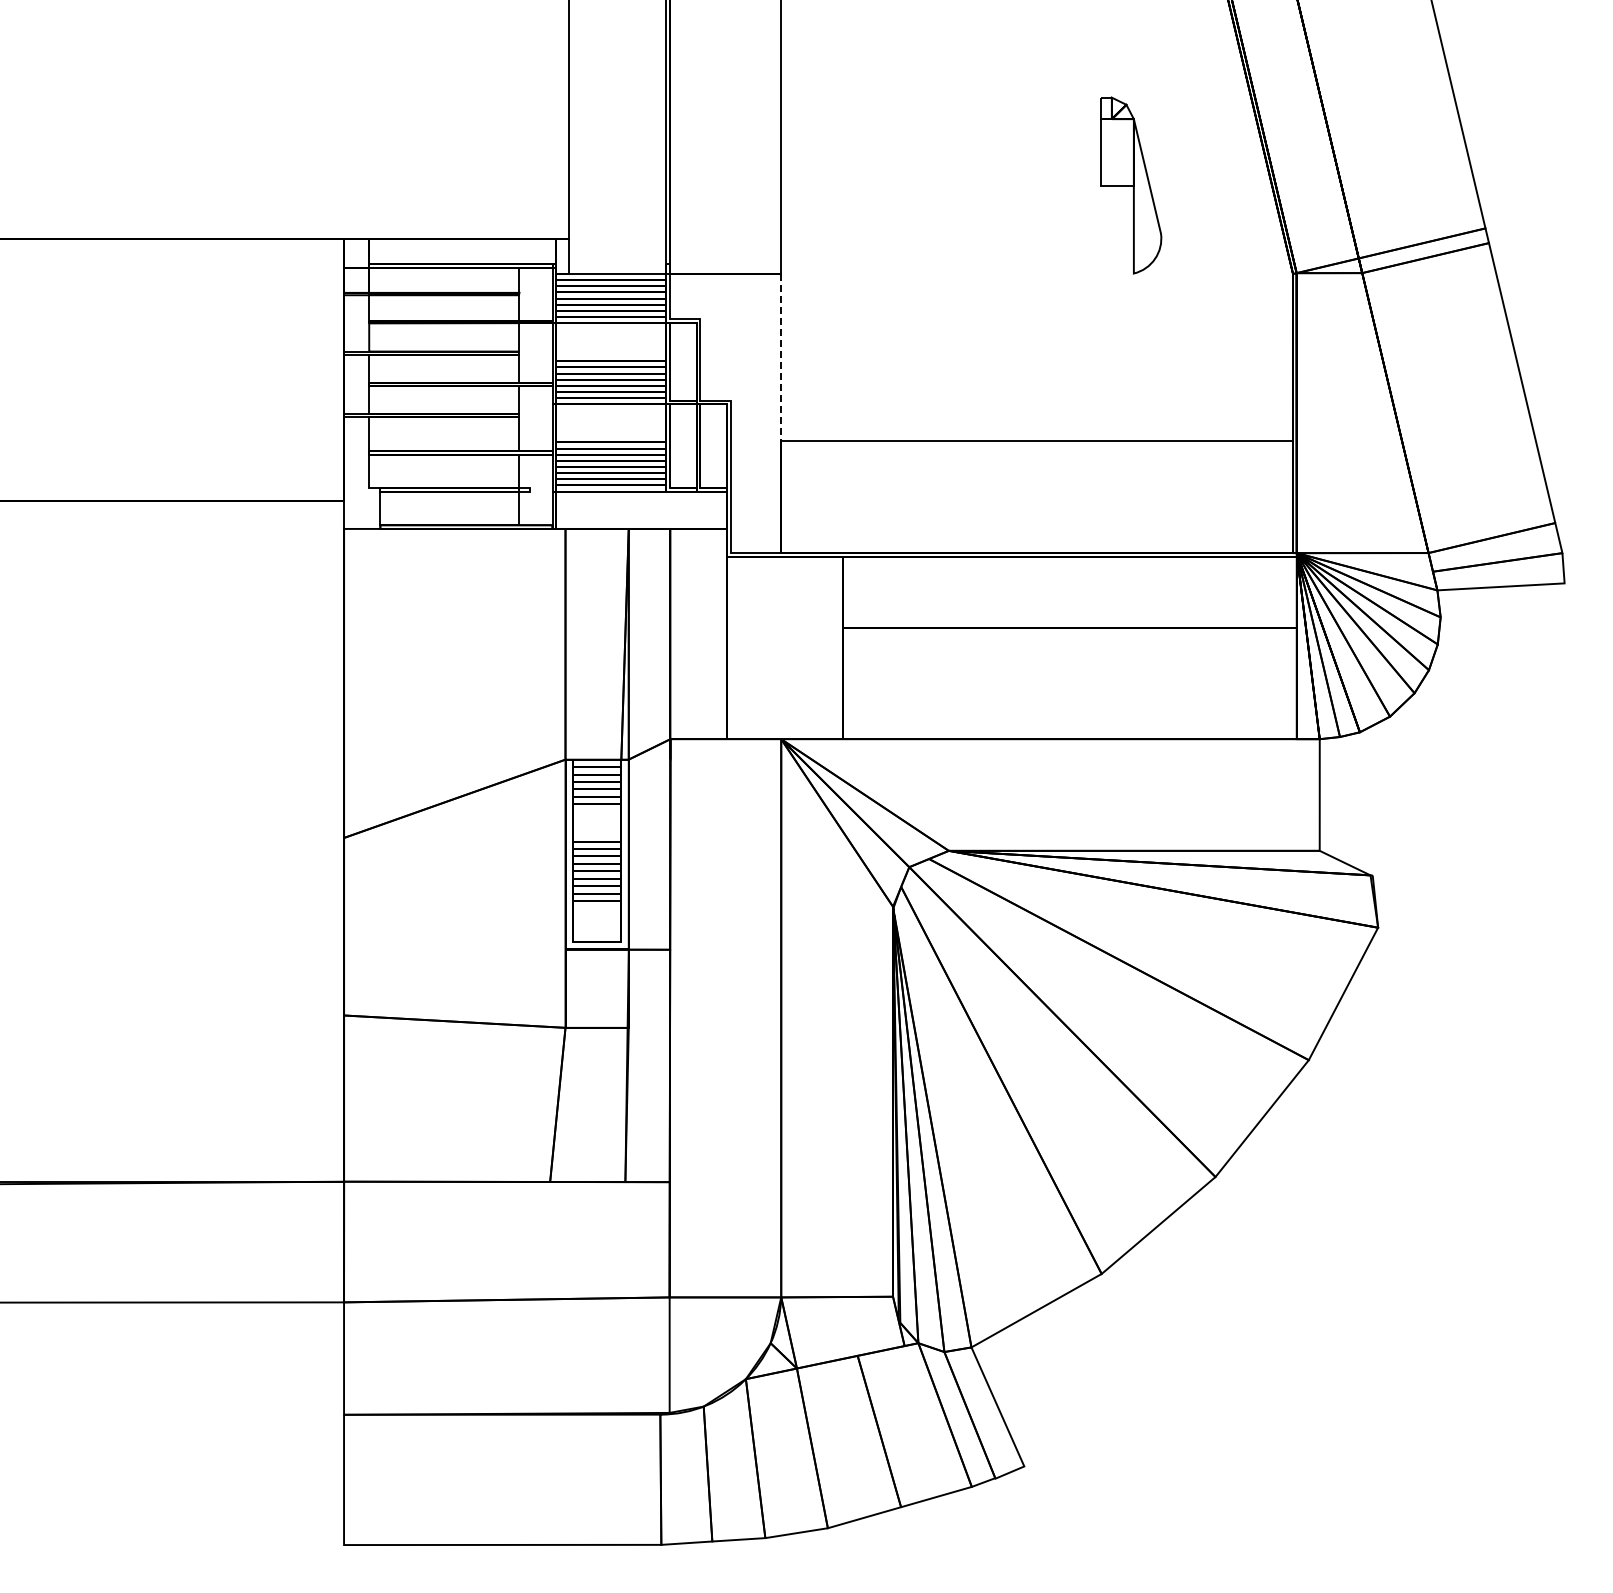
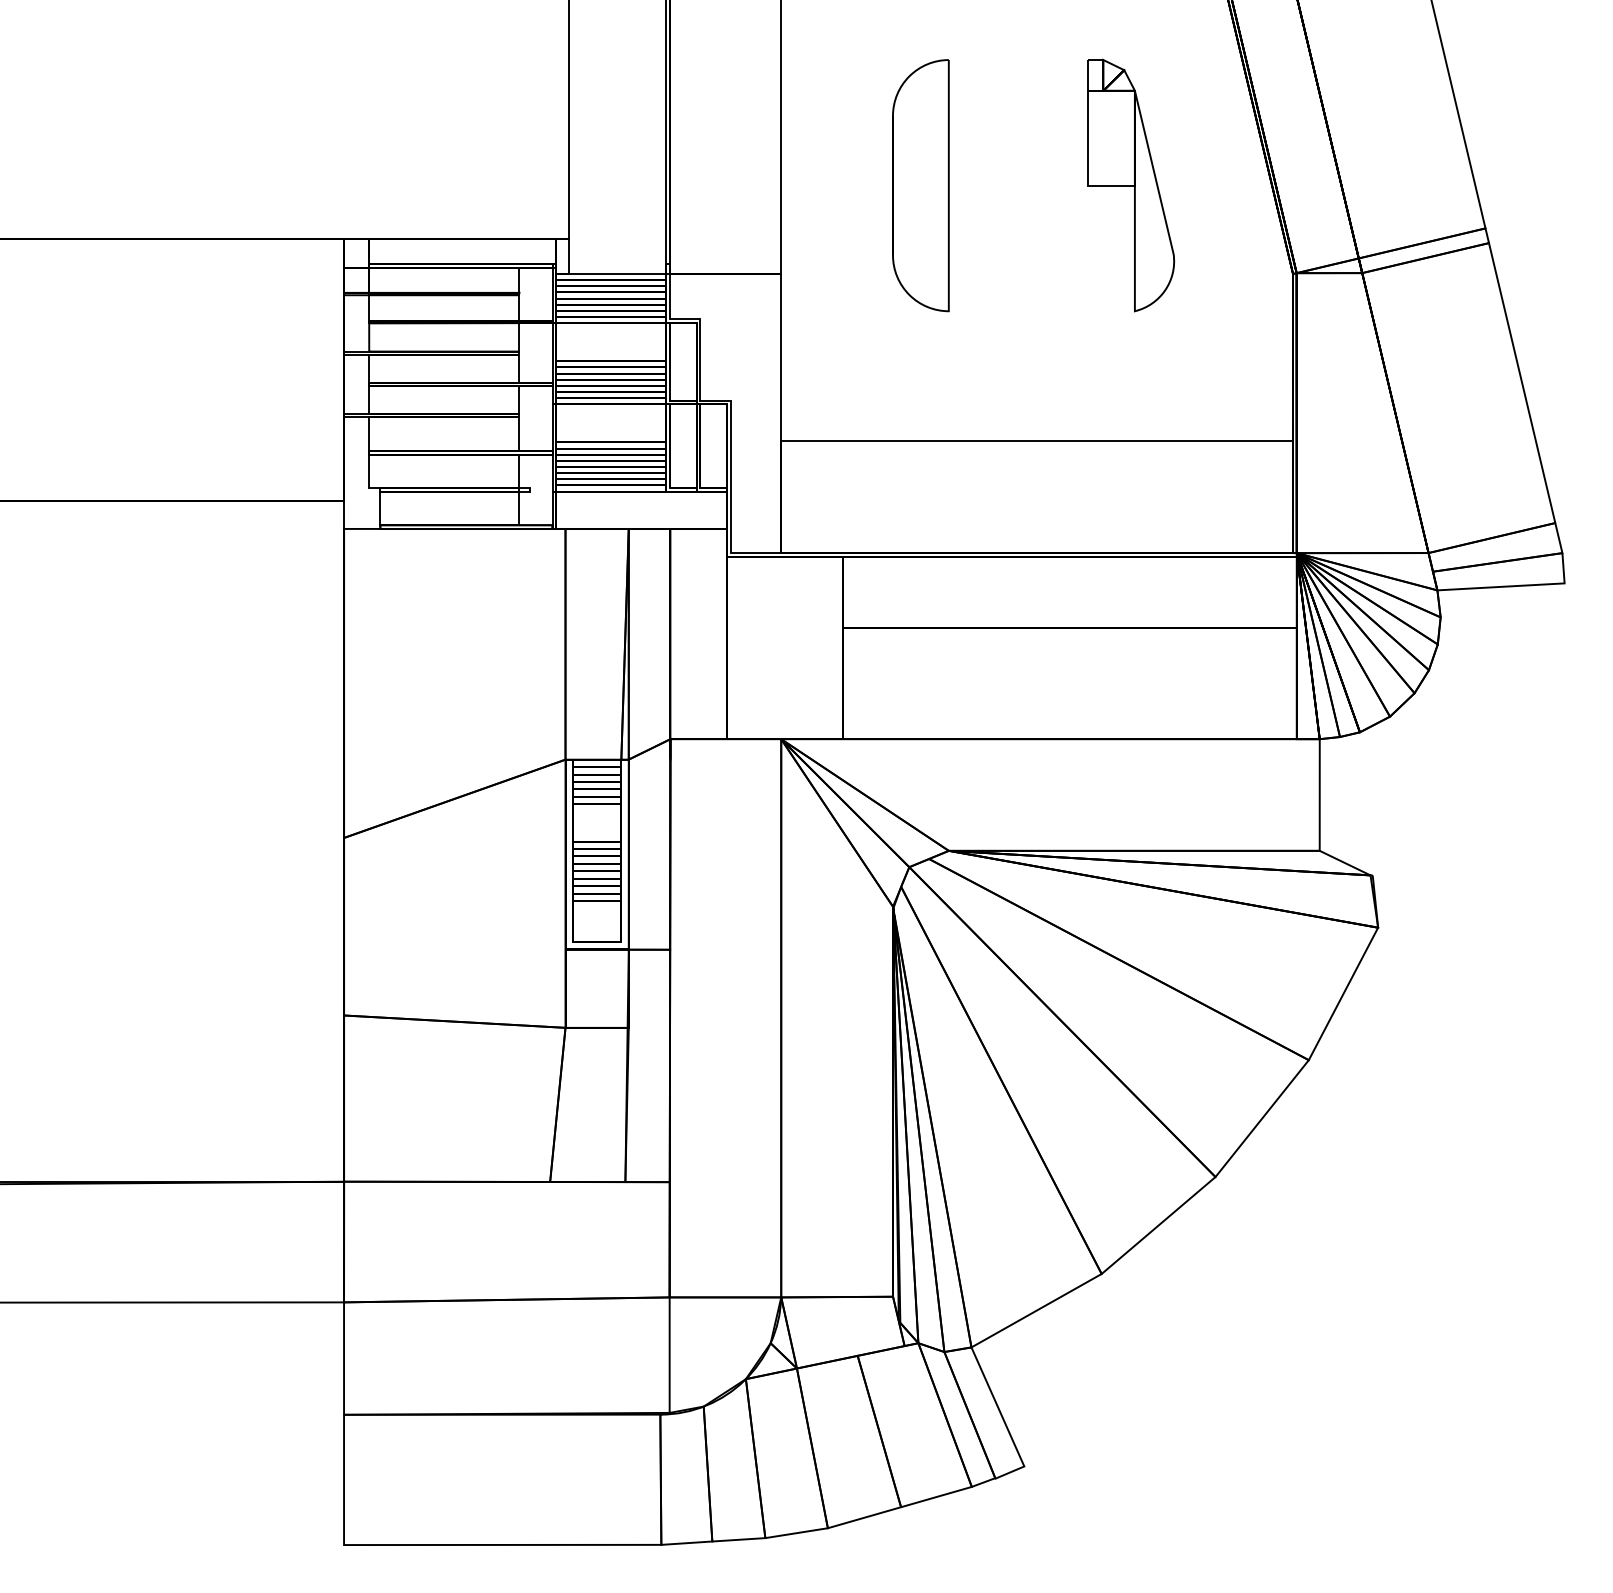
part: none -> present (920, 185)
part size: 63x179 px -> 89x255 px (1131, 185)
line: dashed -> solid (781, 357)
